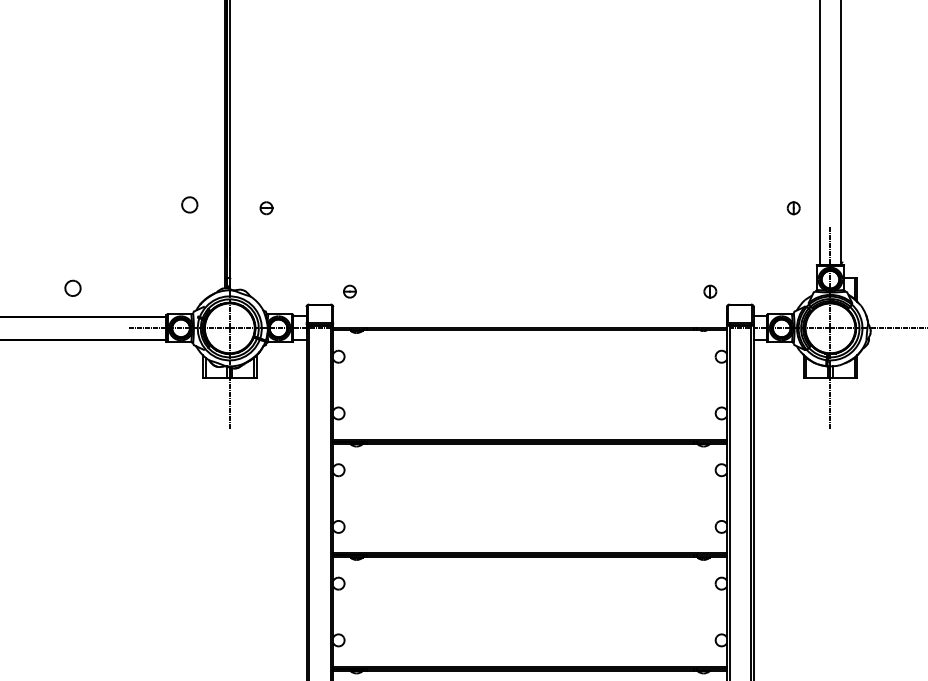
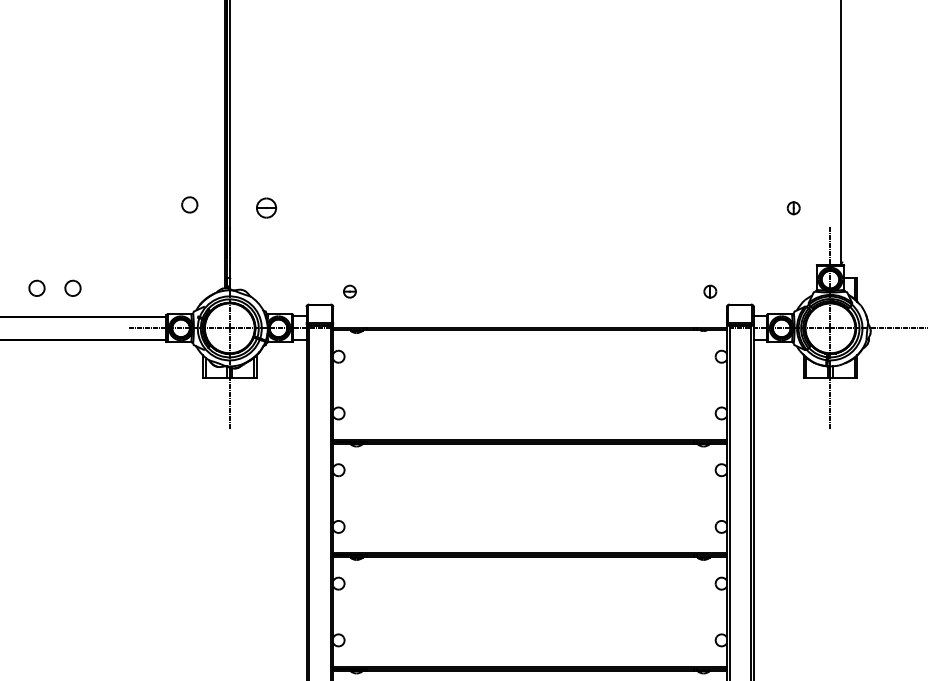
line: present -> none (819, 133)
part size: 15x15 px -> 21x22 px (266, 207)
part: none -> present (36, 287)
